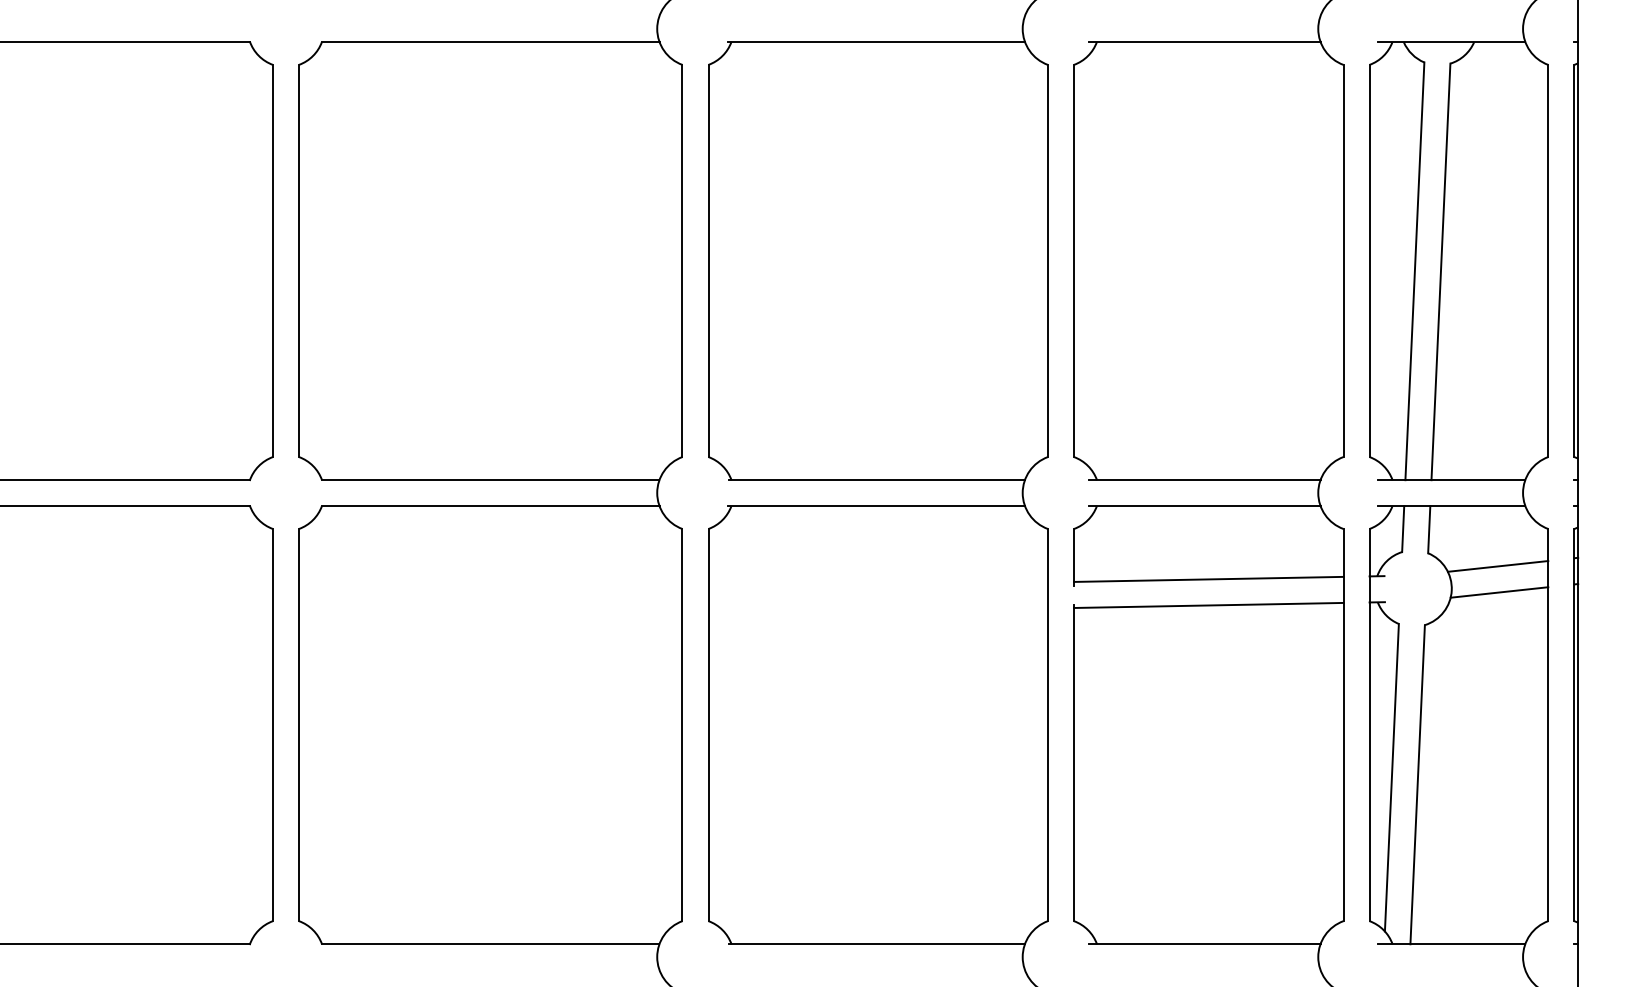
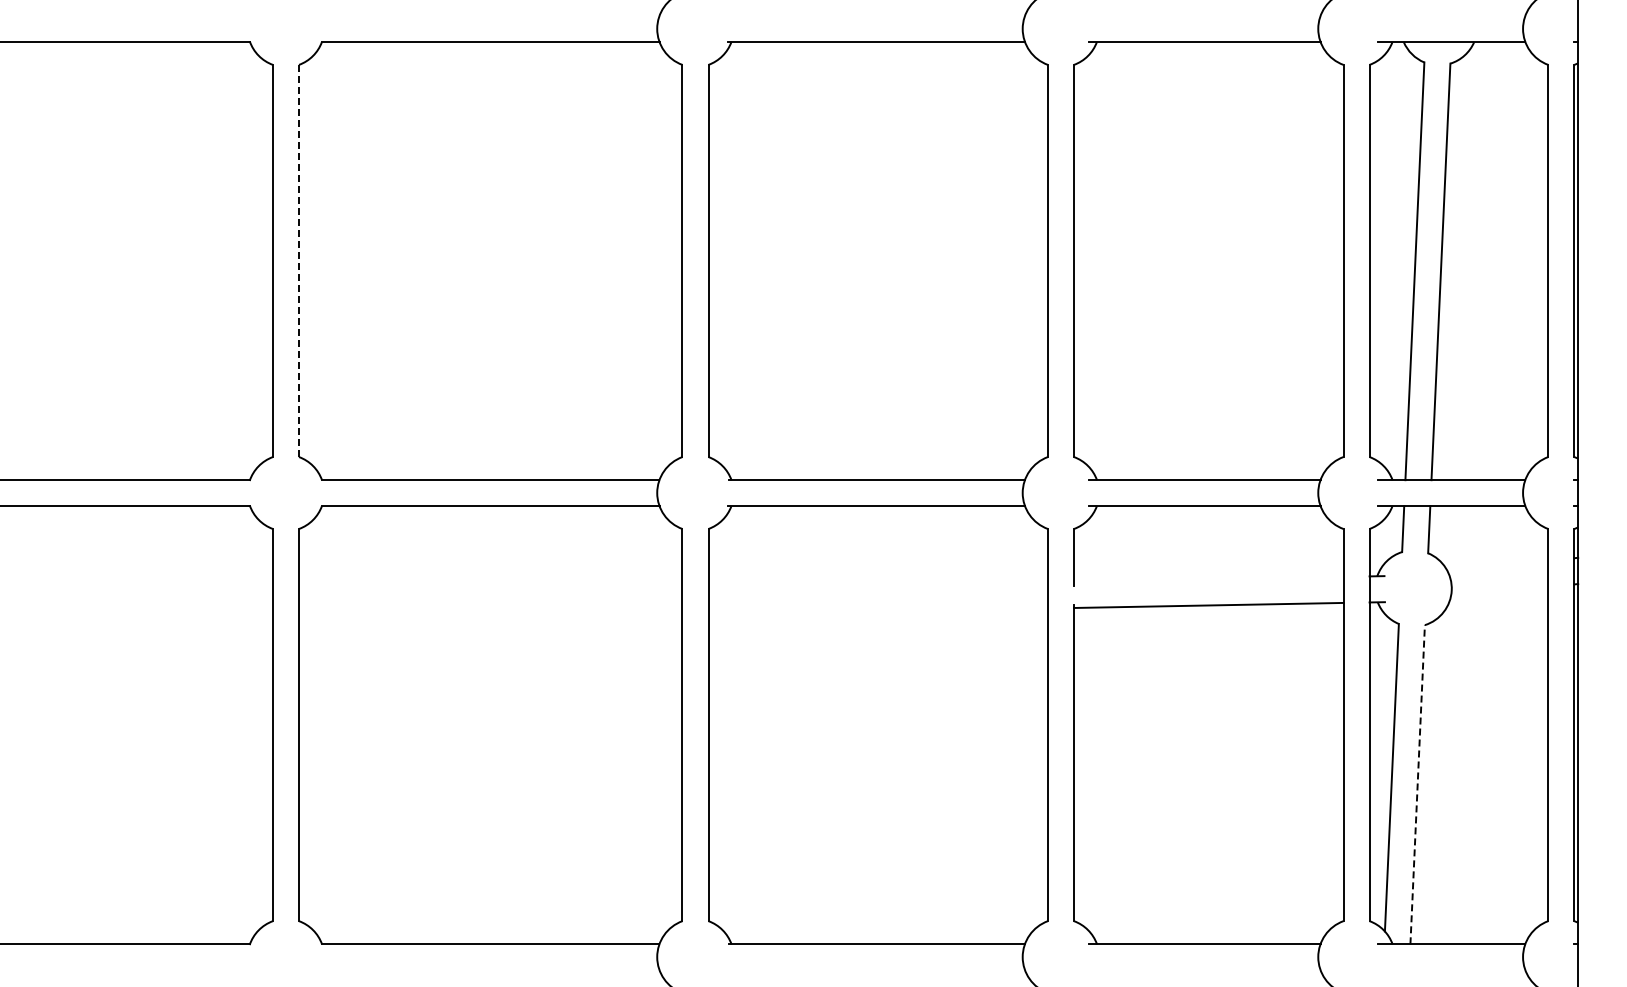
line: solid -> dashed (299, 260)
line: present -> none (1497, 566)
line: present -> none (1208, 578)
line: present -> none (1499, 592)
line: solid -> dashed (1417, 784)
